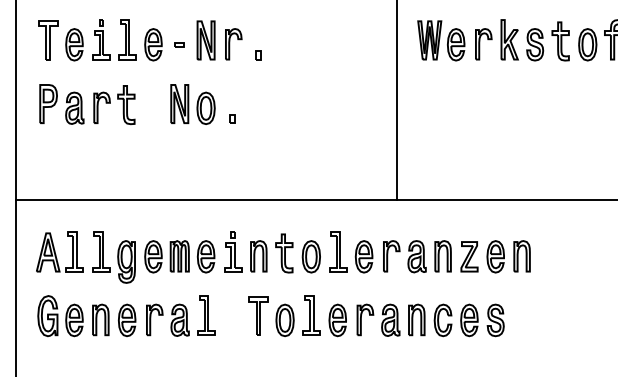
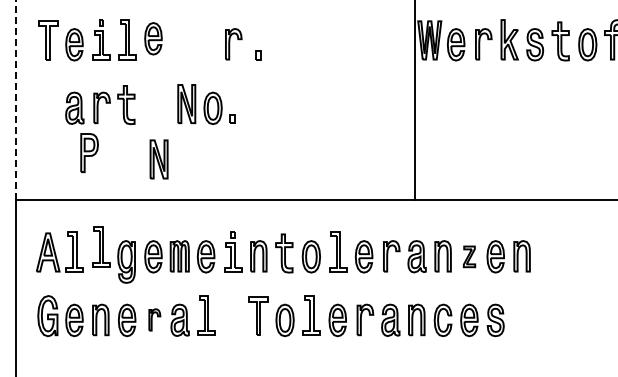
part position: (205, 40) -> (158, 159) (158, 159)
part position: (153, 44) -> (153, 38) (153, 38)
part: present -> none (179, 44)
line: solid -> dashed (15, 99)
line position: (397, 100) -> (415, 100) (415, 100)
part position: (48, 103) -> (89, 152) (89, 152)
part position: (192, 104) -> (199, 104) (199, 104)
part position: (101, 251) -> (101, 246) (101, 246)
part size: 19x32 px -> 15x24 px (469, 256)
part size: 18x34 px -> 14x24 px (154, 319)
